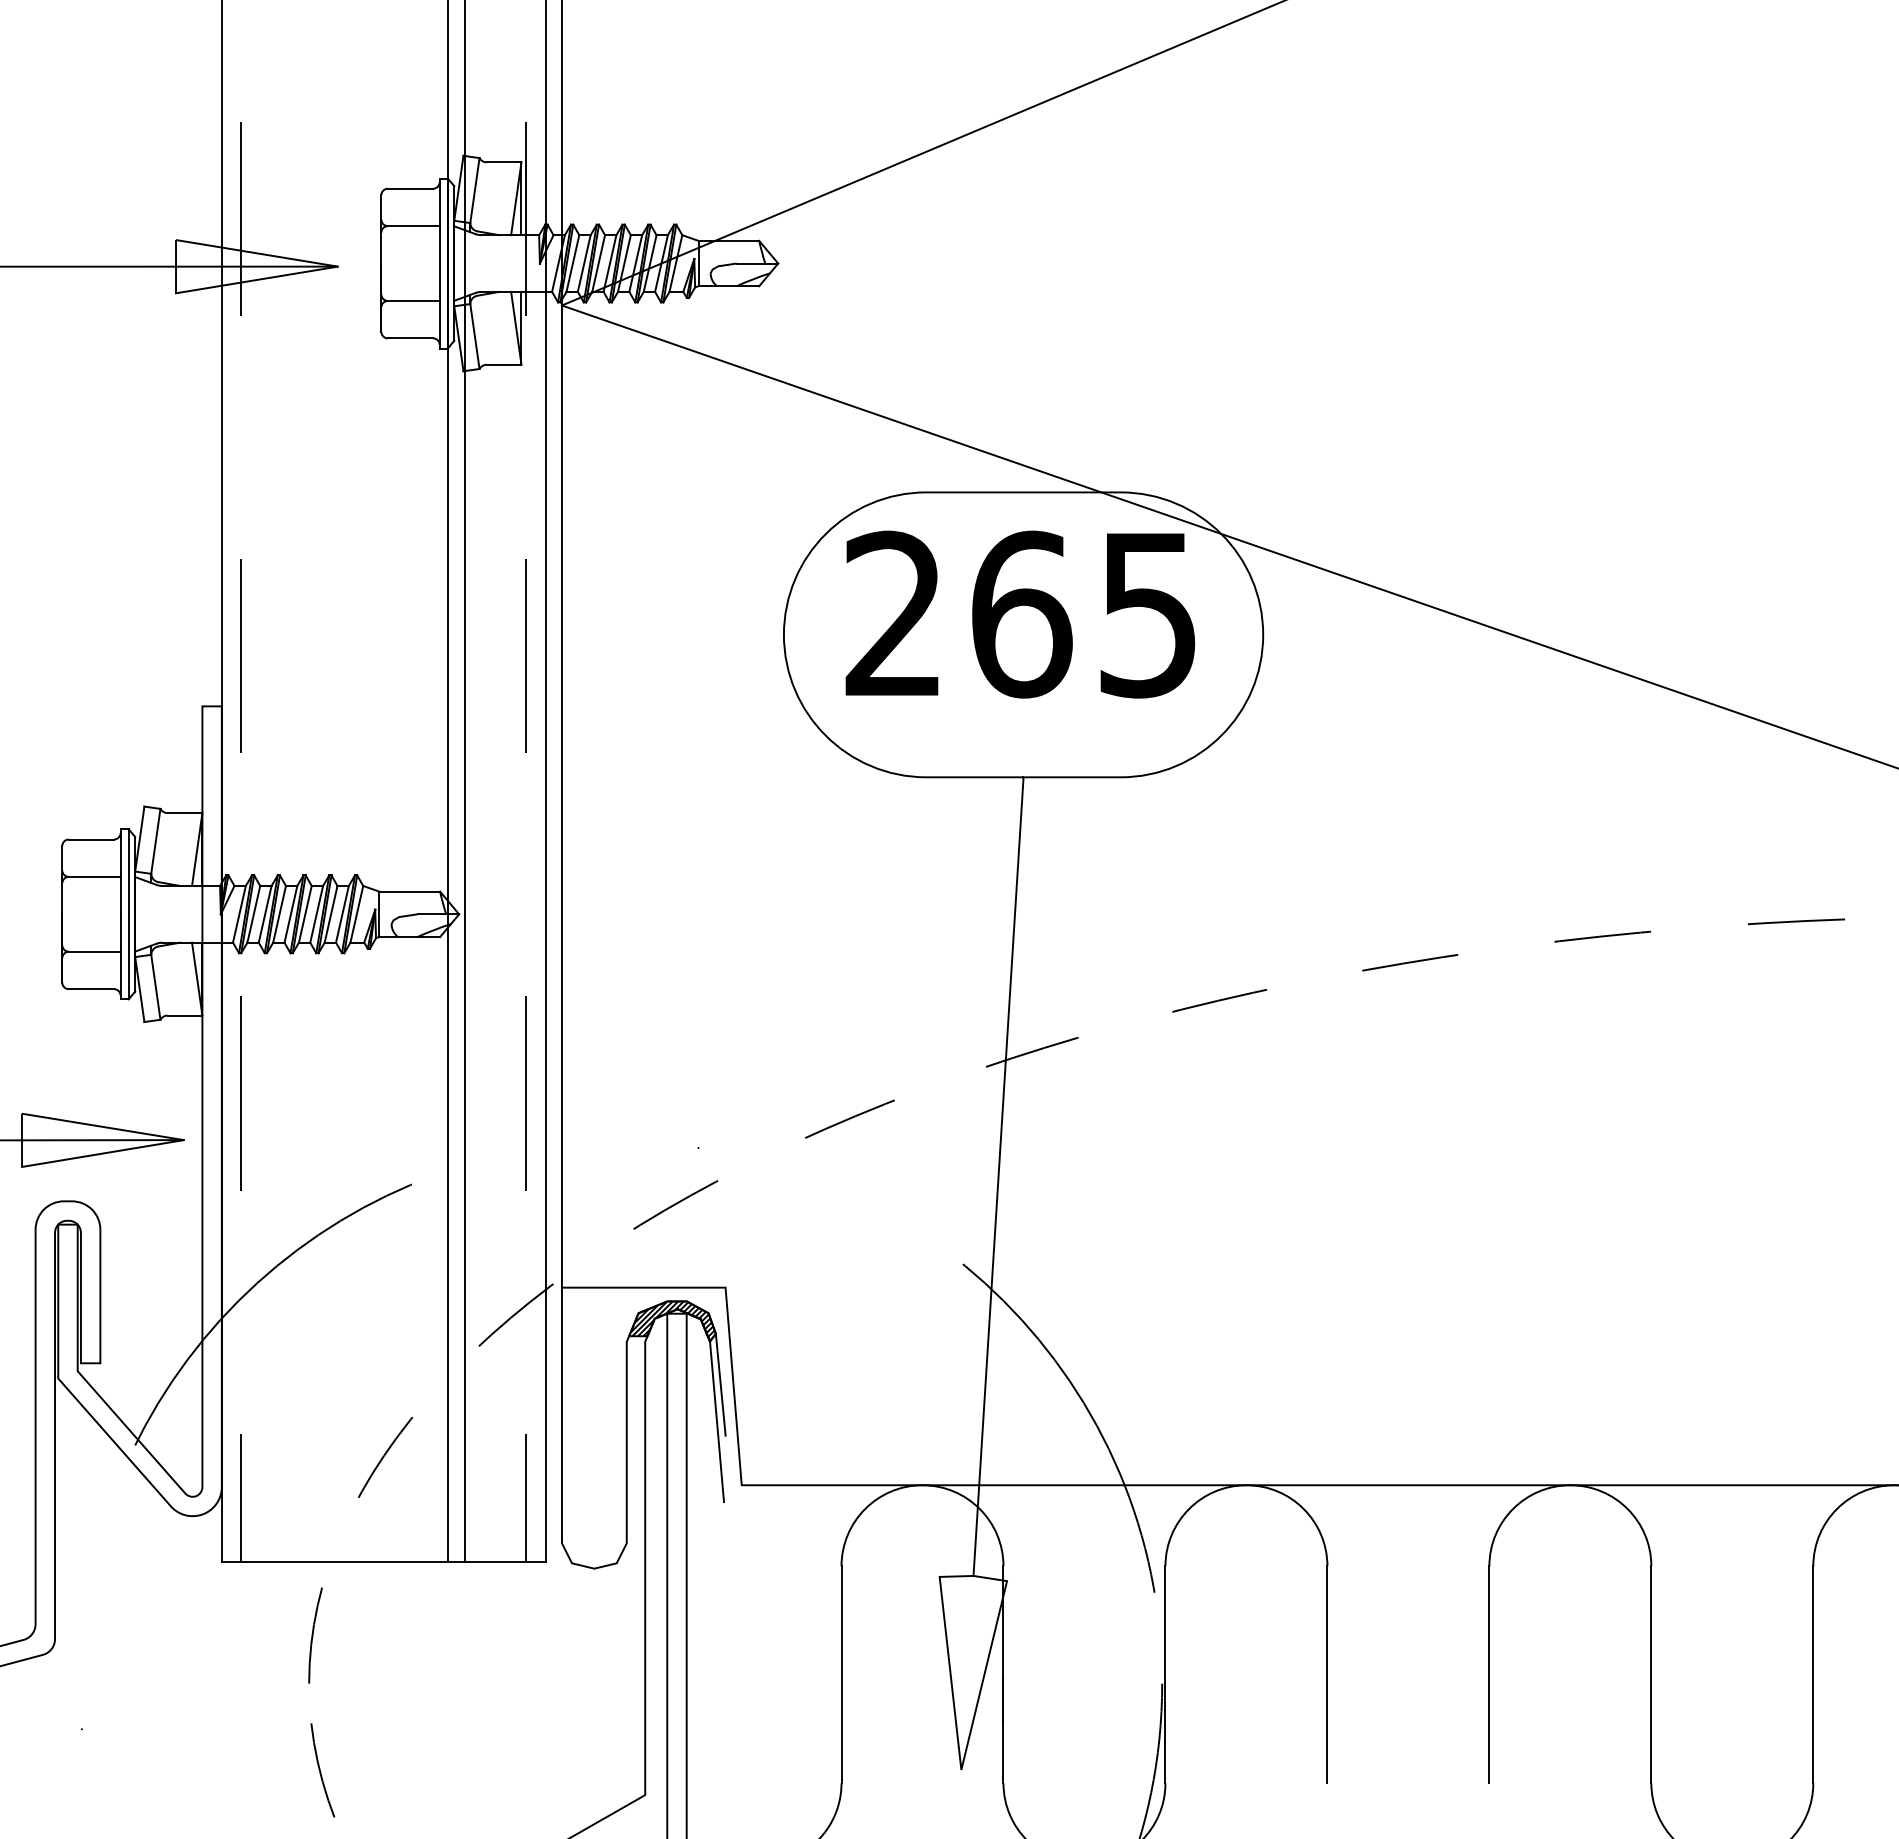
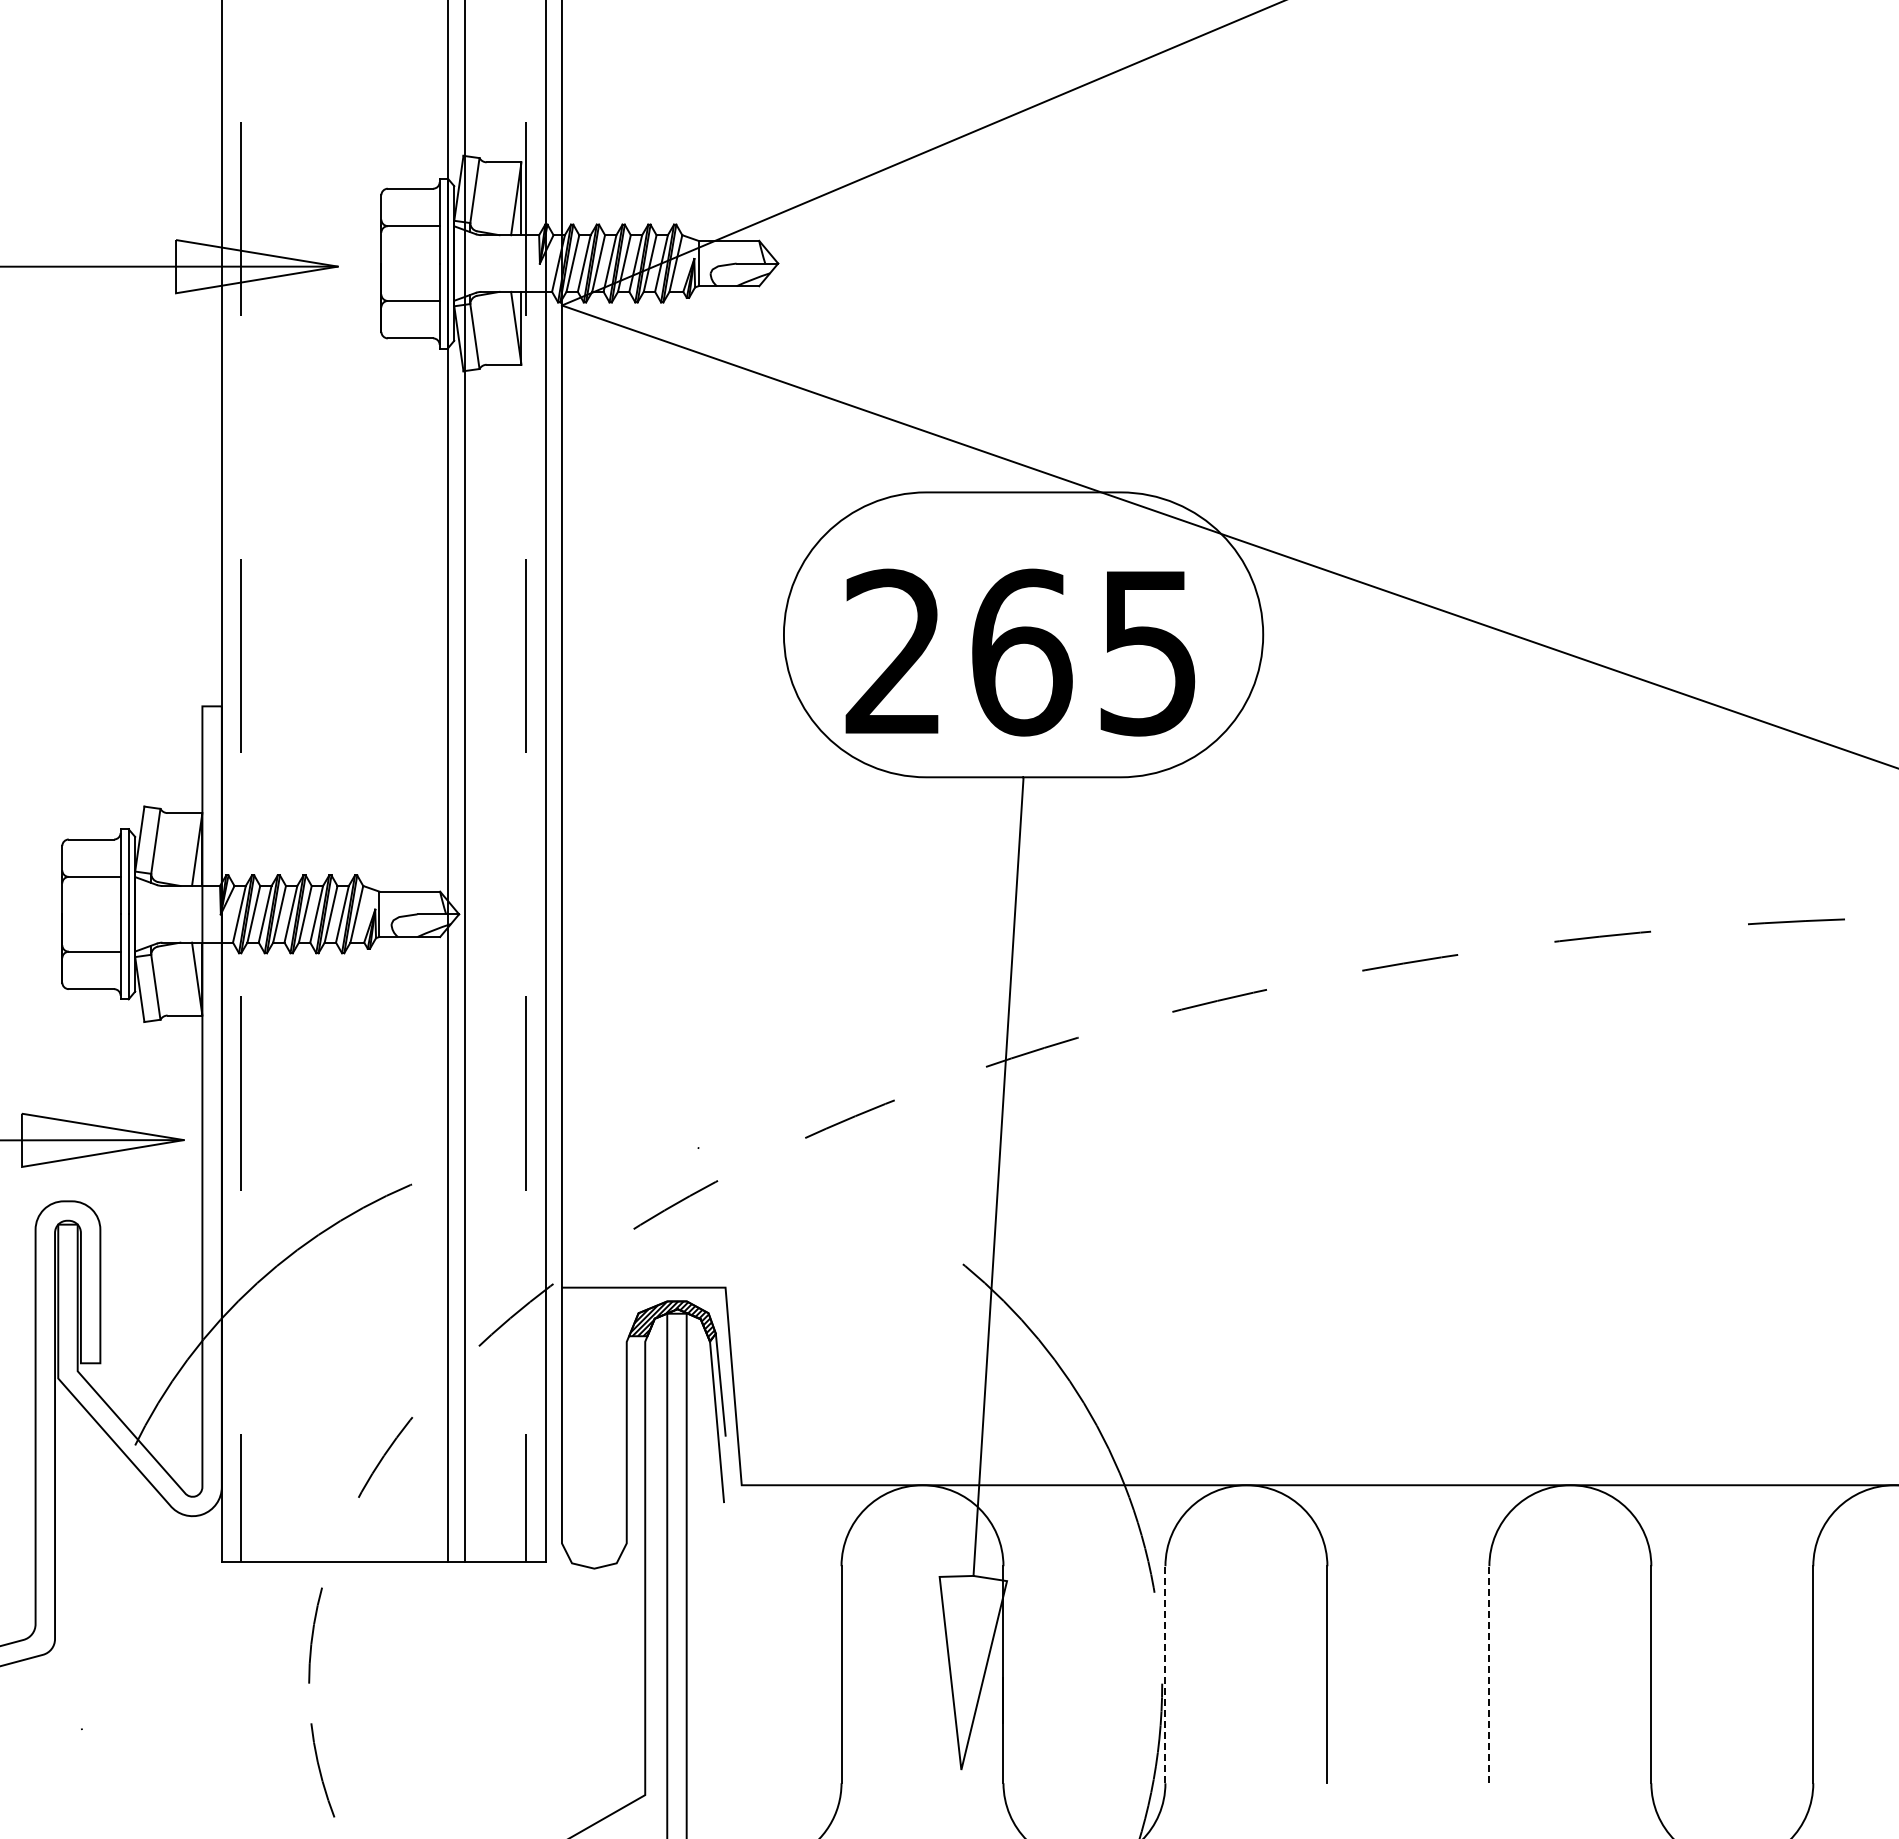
text position: (1020, 614) -> (1020, 652) (1020, 652)
line: solid -> dashed (1165, 1674)
line: solid -> dashed (1489, 1674)
